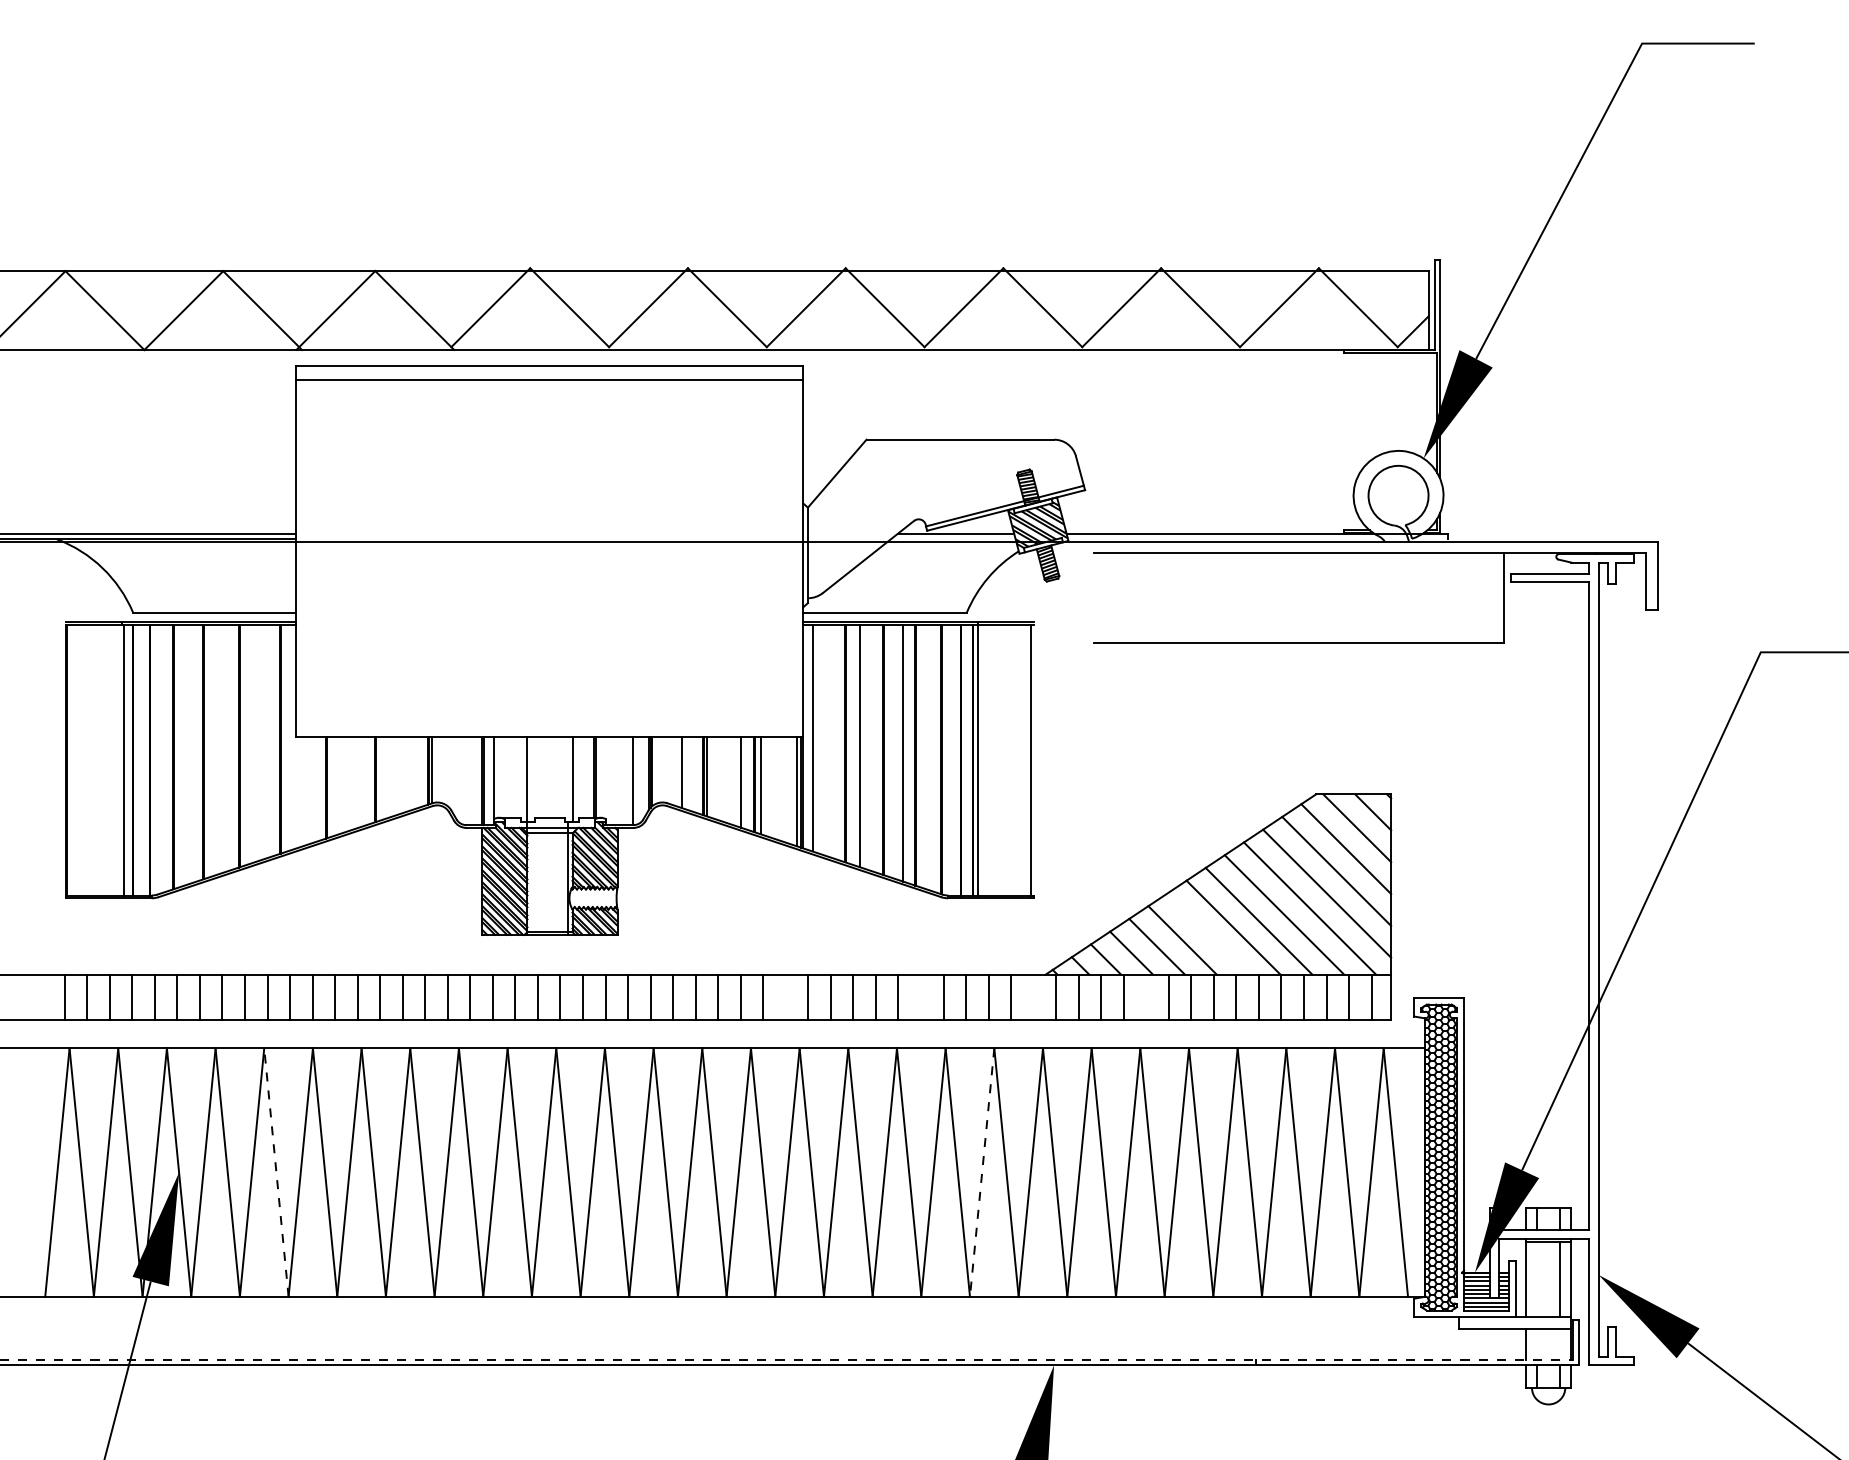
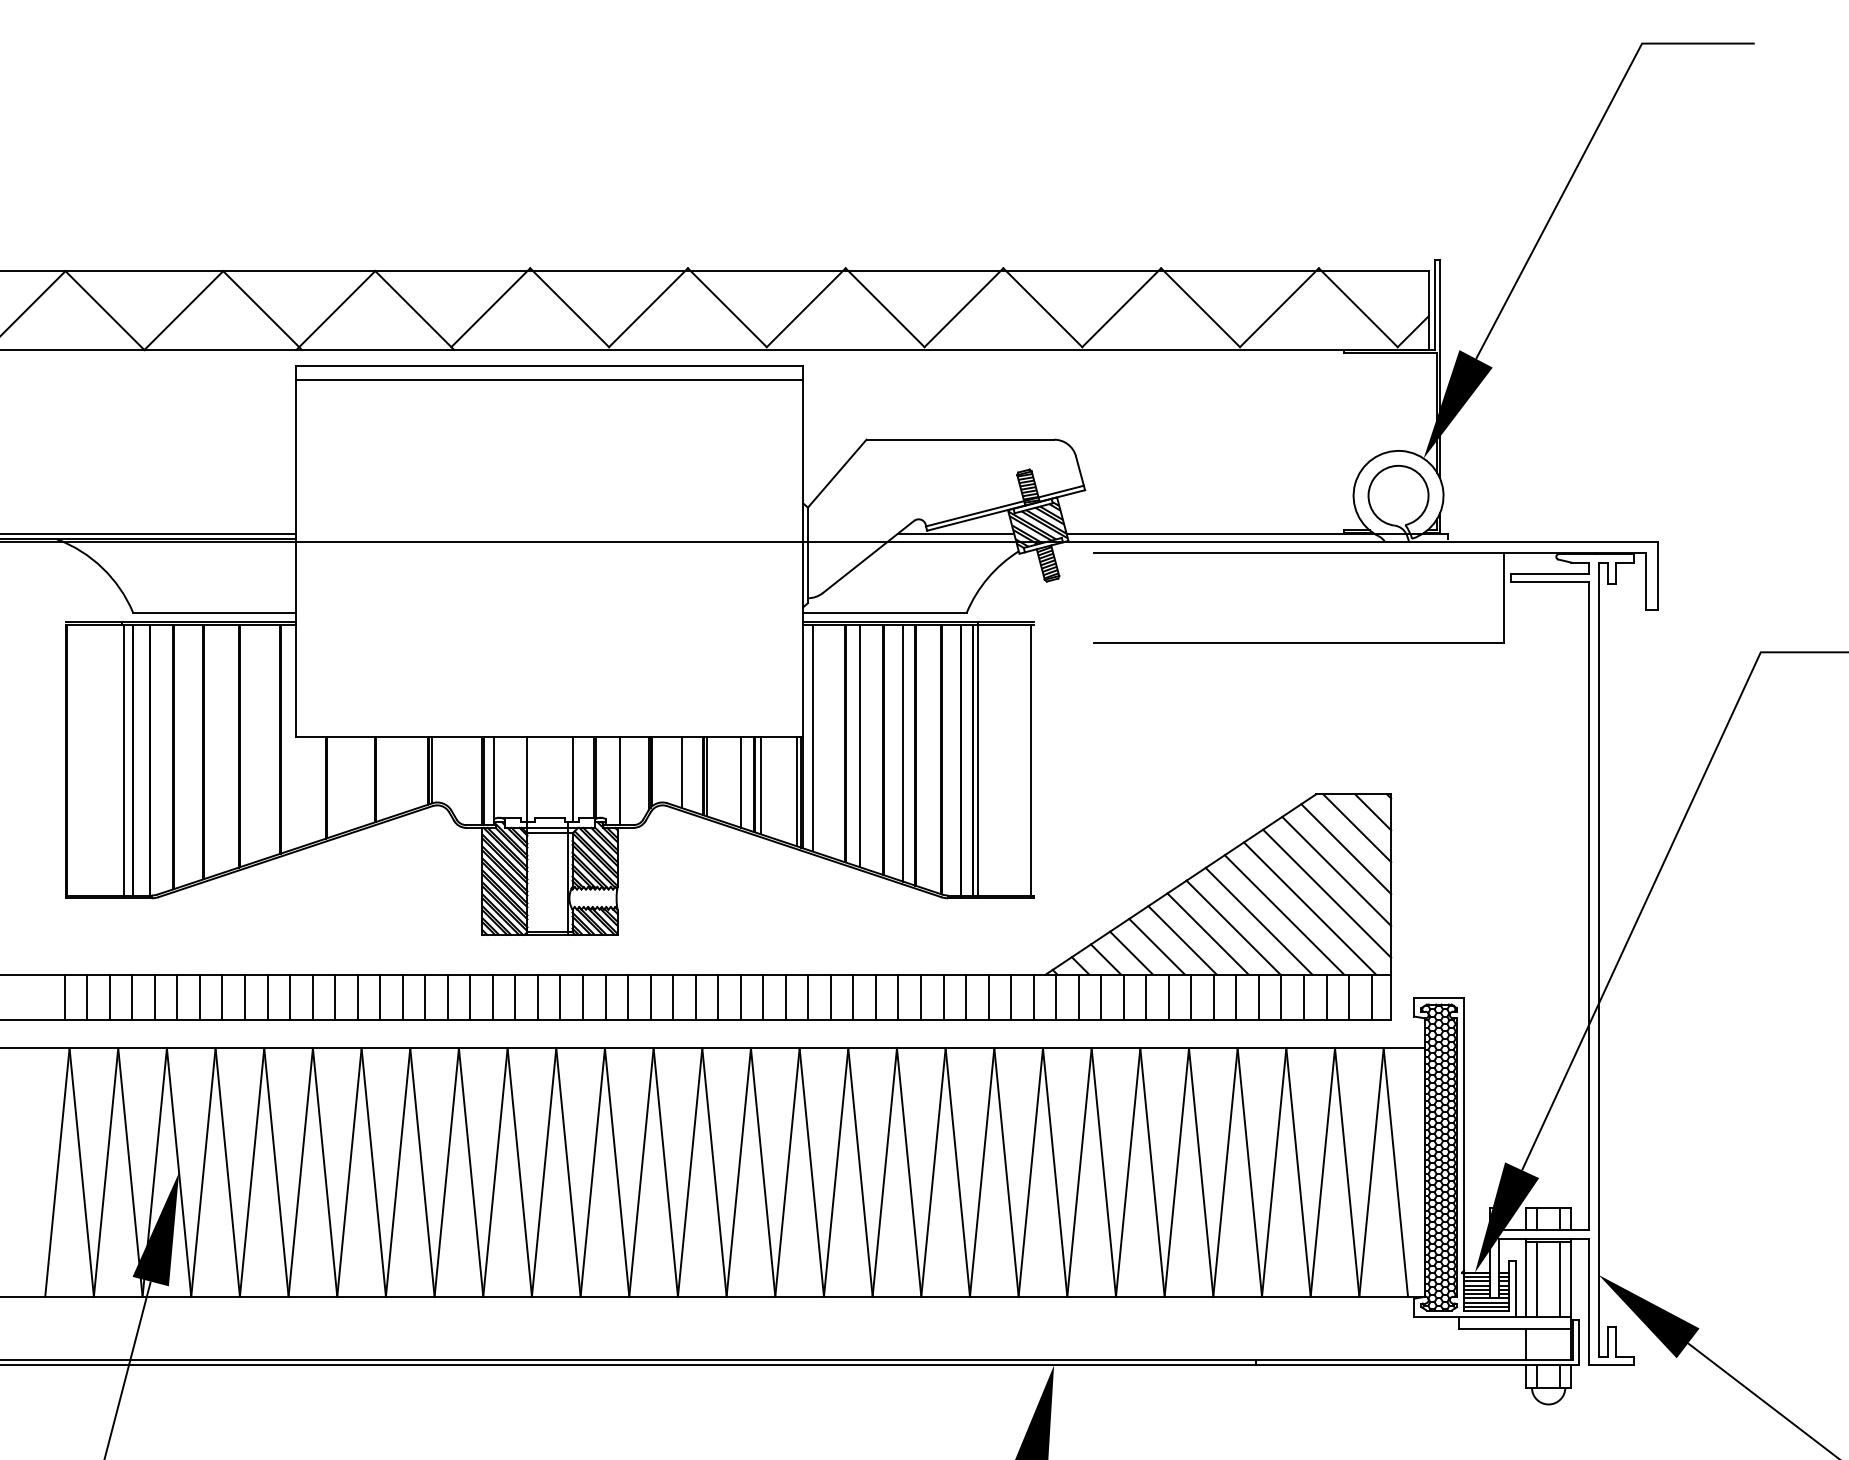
line position: (633, 780) -> (620, 780) (620, 780)
line: none -> present (1207, 933)
line: none -> present (785, 996)
line: none -> present (920, 996)
line: none -> present (1033, 996)
line: none -> present (1146, 996)
line: dashed -> solid (276, 1172)
line: dashed -> solid (982, 1172)
line: none -> present (1537, 1279)
line: dashed -> solid (787, 1359)
